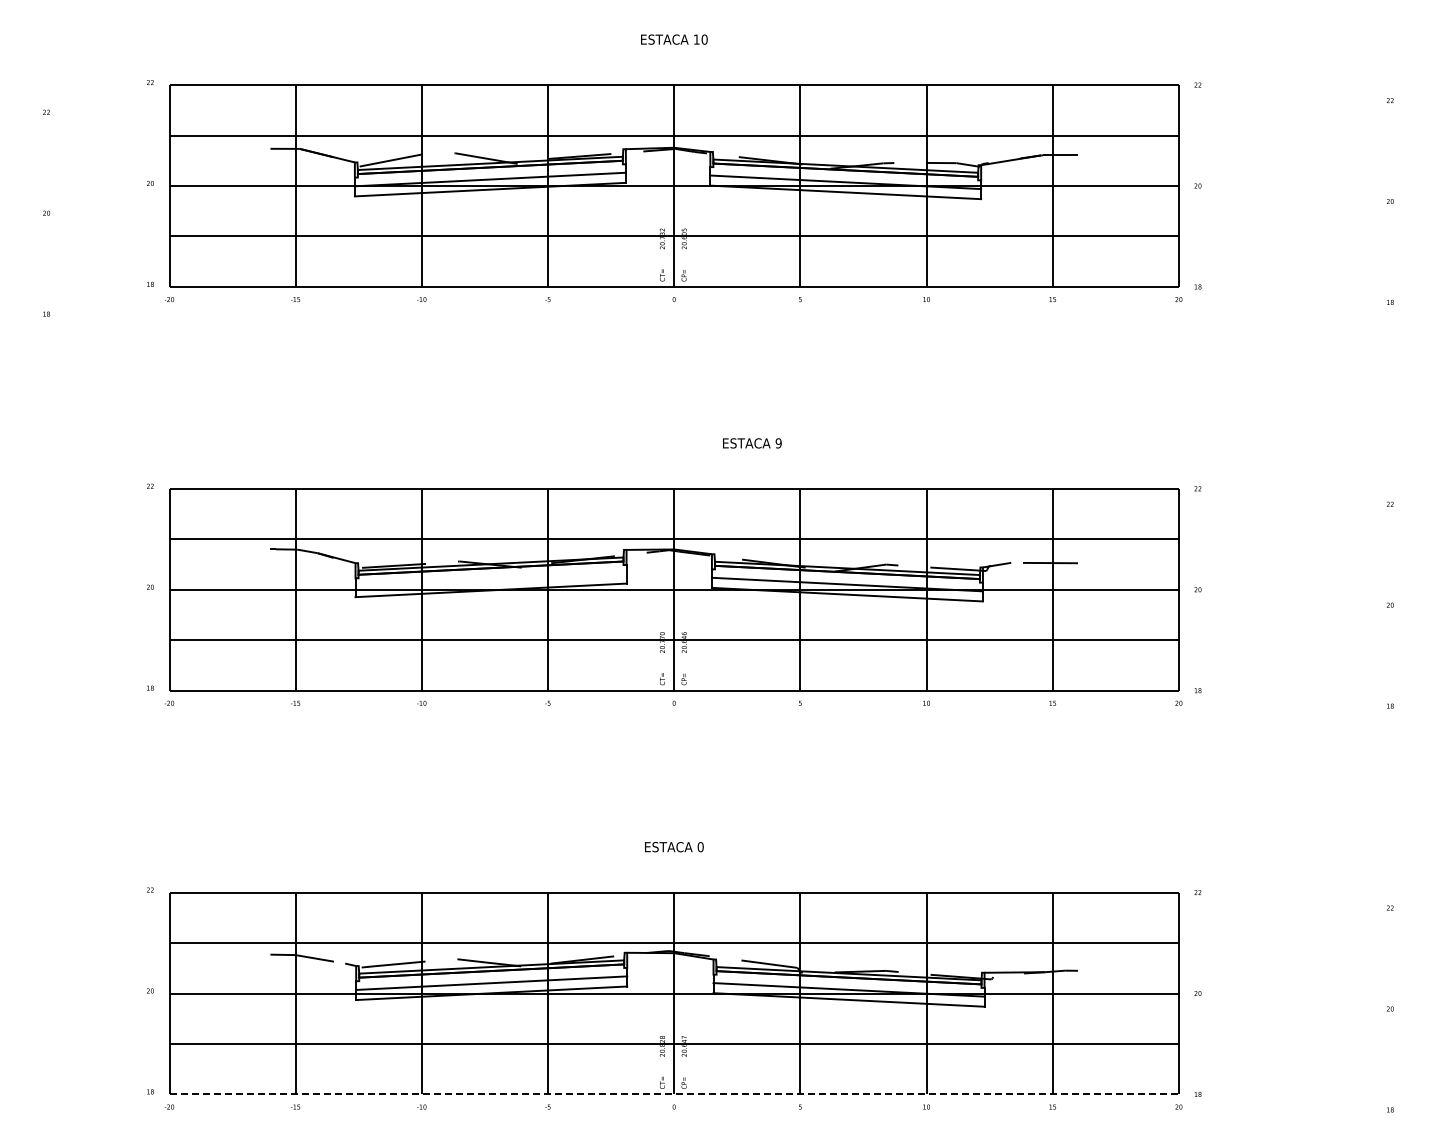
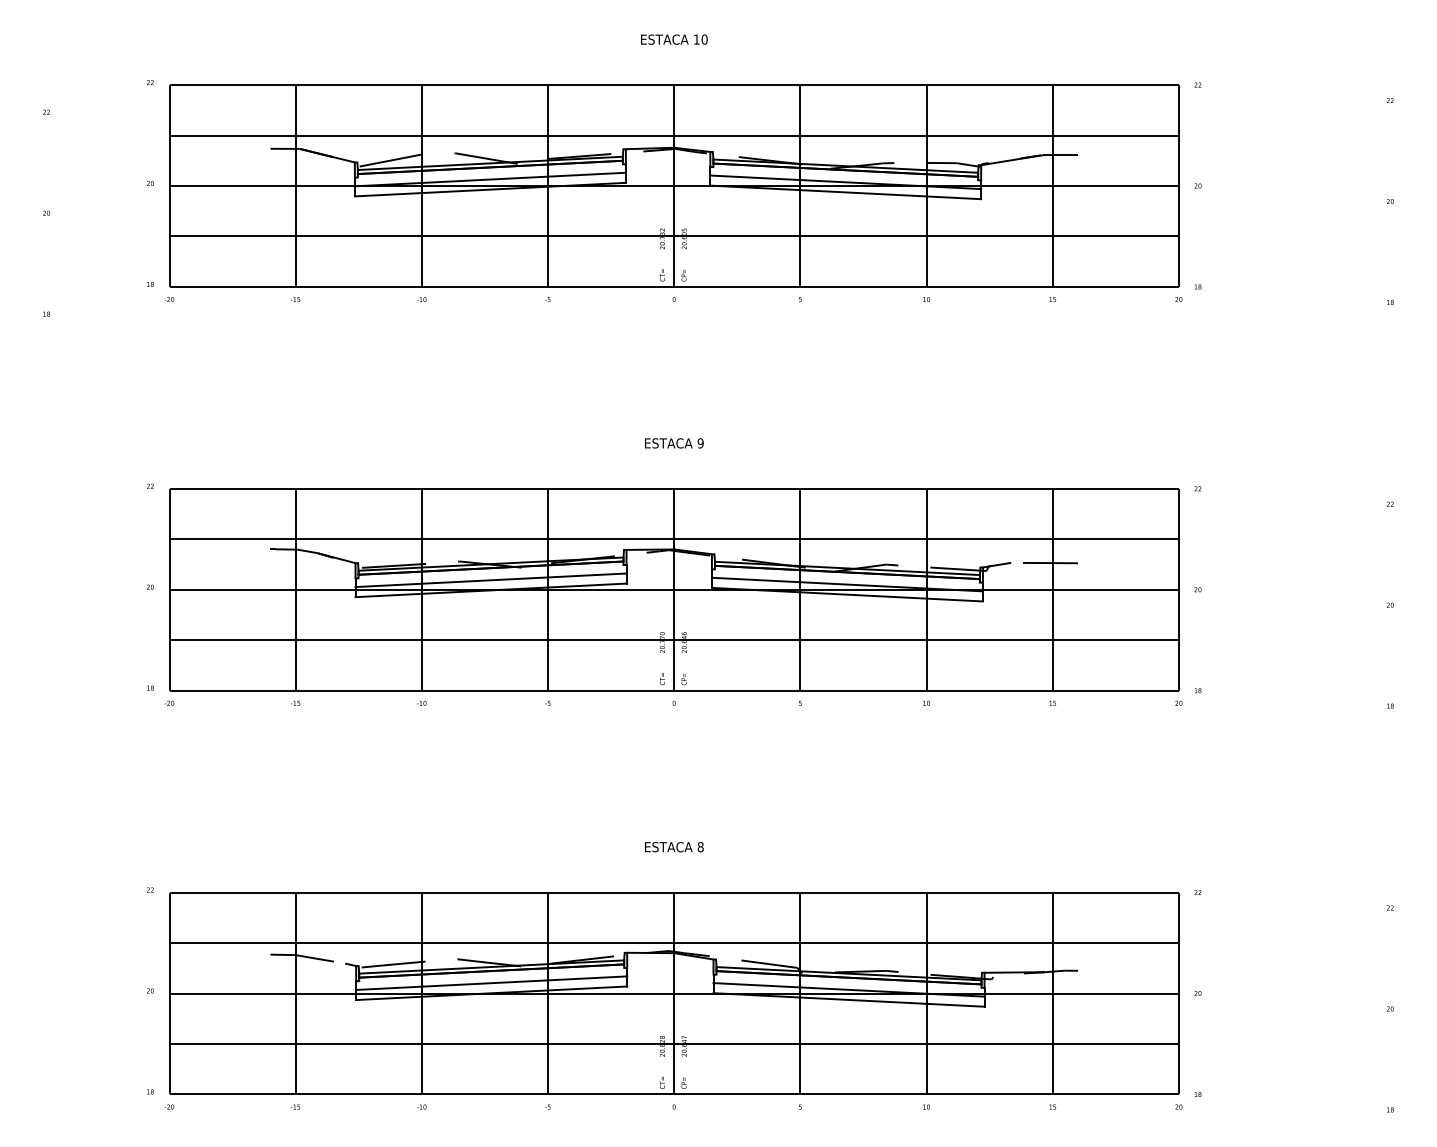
text position: (752, 443) -> (674, 443) (674, 443)
line: none -> present (490, 580)
text: 0 -> 8 (700, 847)
line: dashed -> solid (674, 1094)
